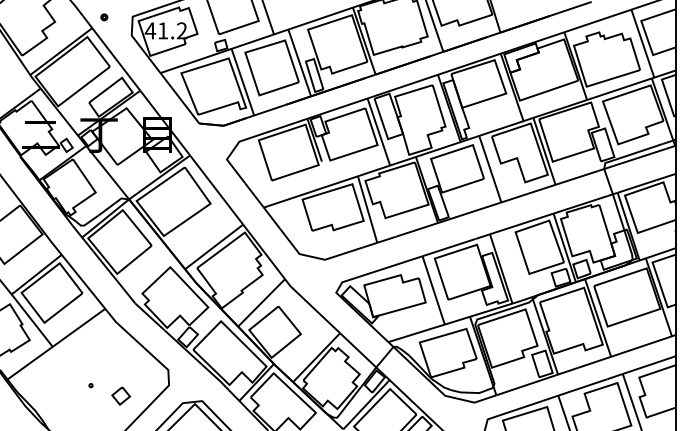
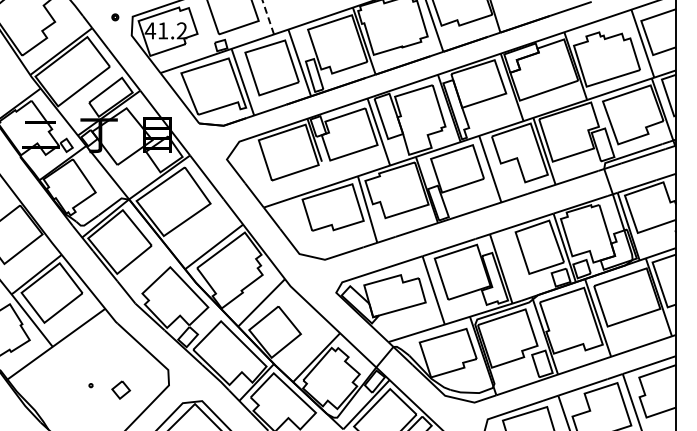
part position: (104, 17) -> (115, 17) (115, 17)
line: solid -> dashed (268, 17)
part position: (121, 395) -> (121, 389) (121, 389)
